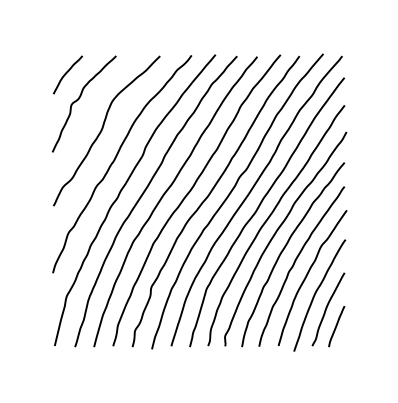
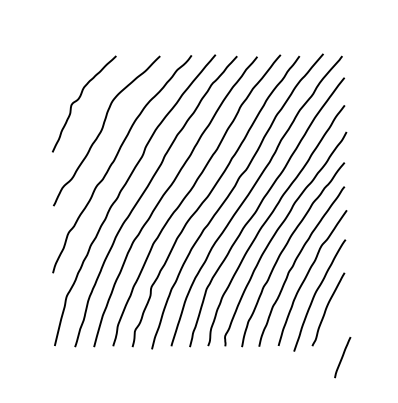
curve: present -> none (67, 73)
line position: (336, 326) -> (342, 357) (342, 357)
